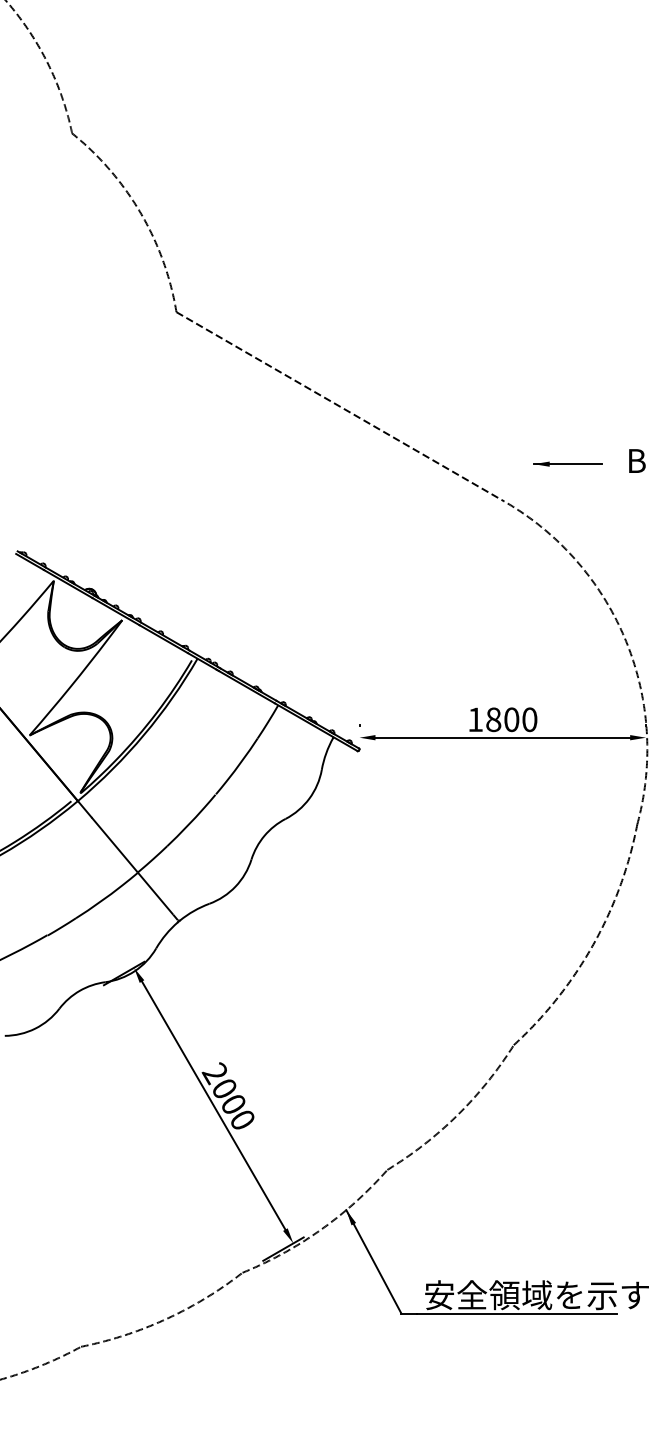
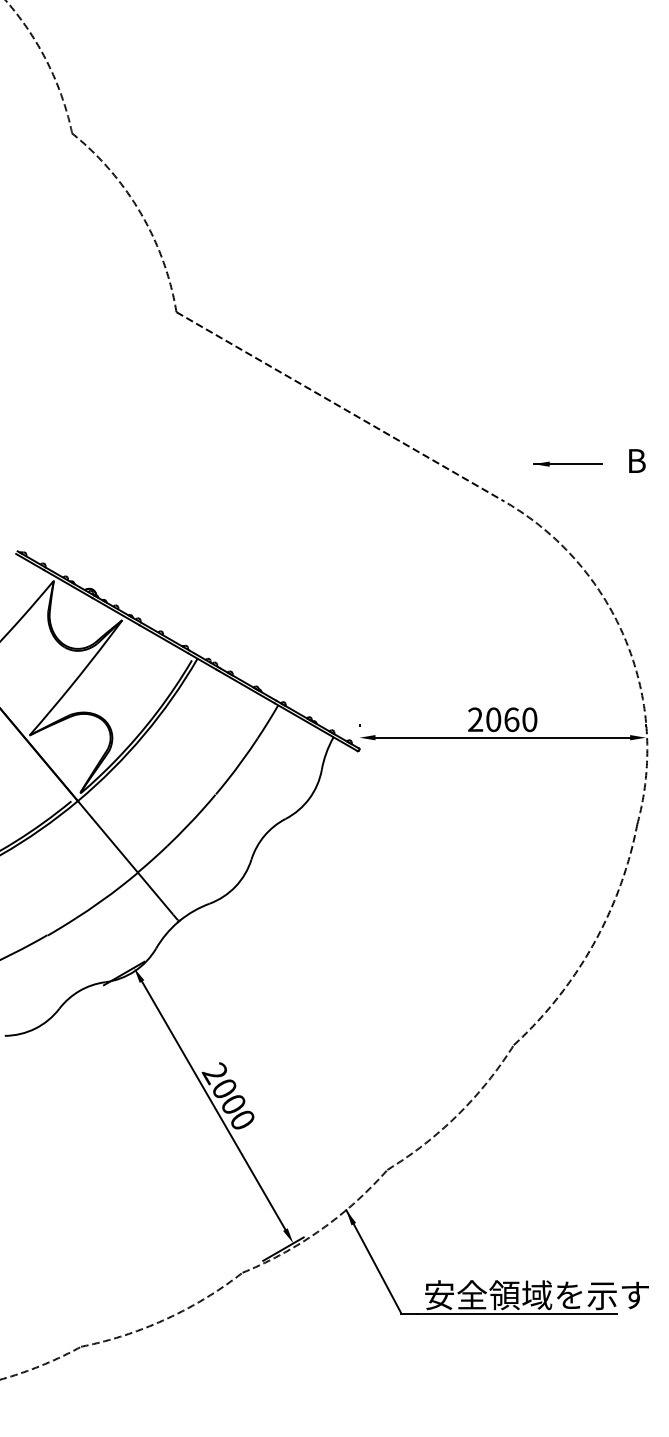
text: 1800 -> 2060 (493, 719)
